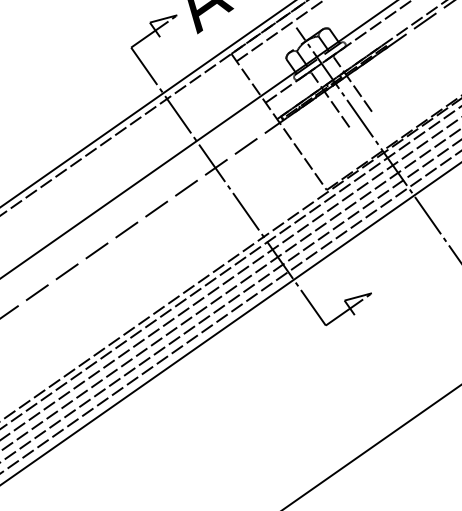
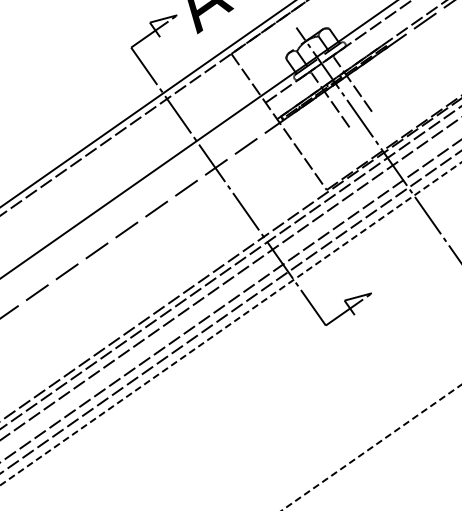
line: present -> none (278, 31)
line: present -> none (230, 289)
line: solid -> dashed (230, 324)
line: solid -> dashed (371, 447)
